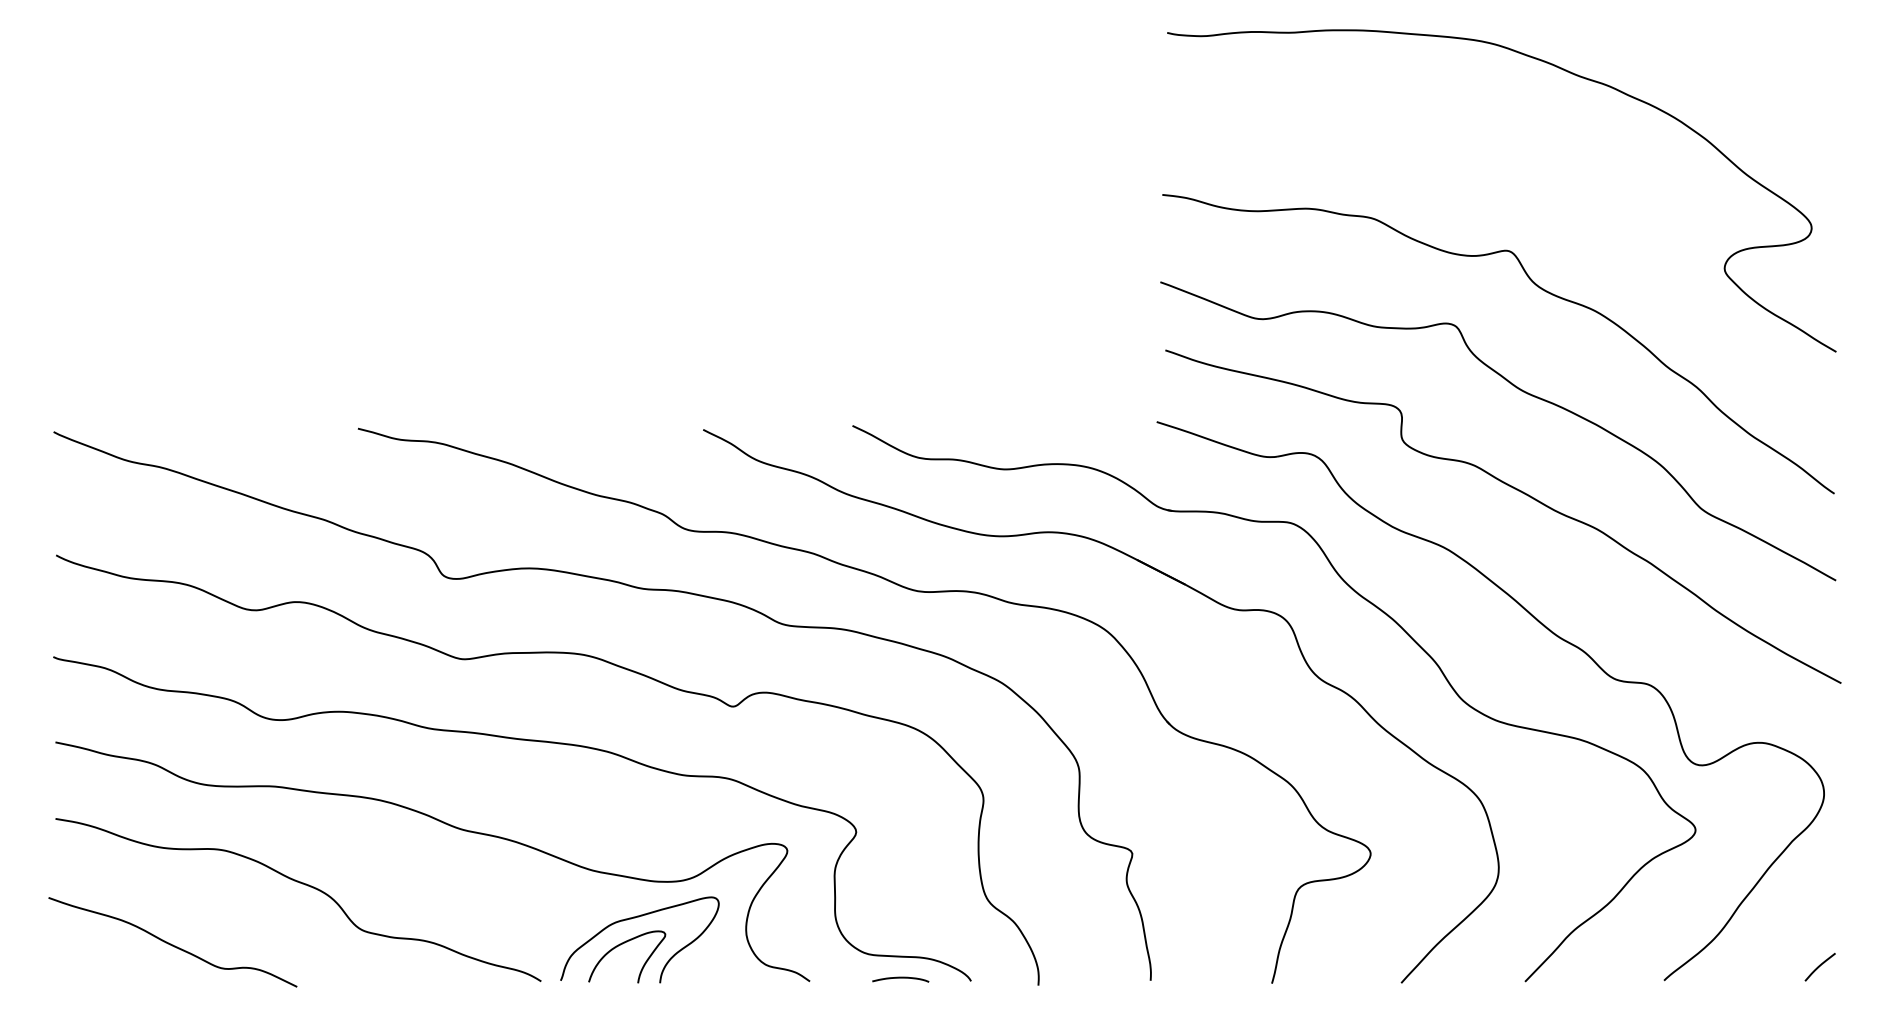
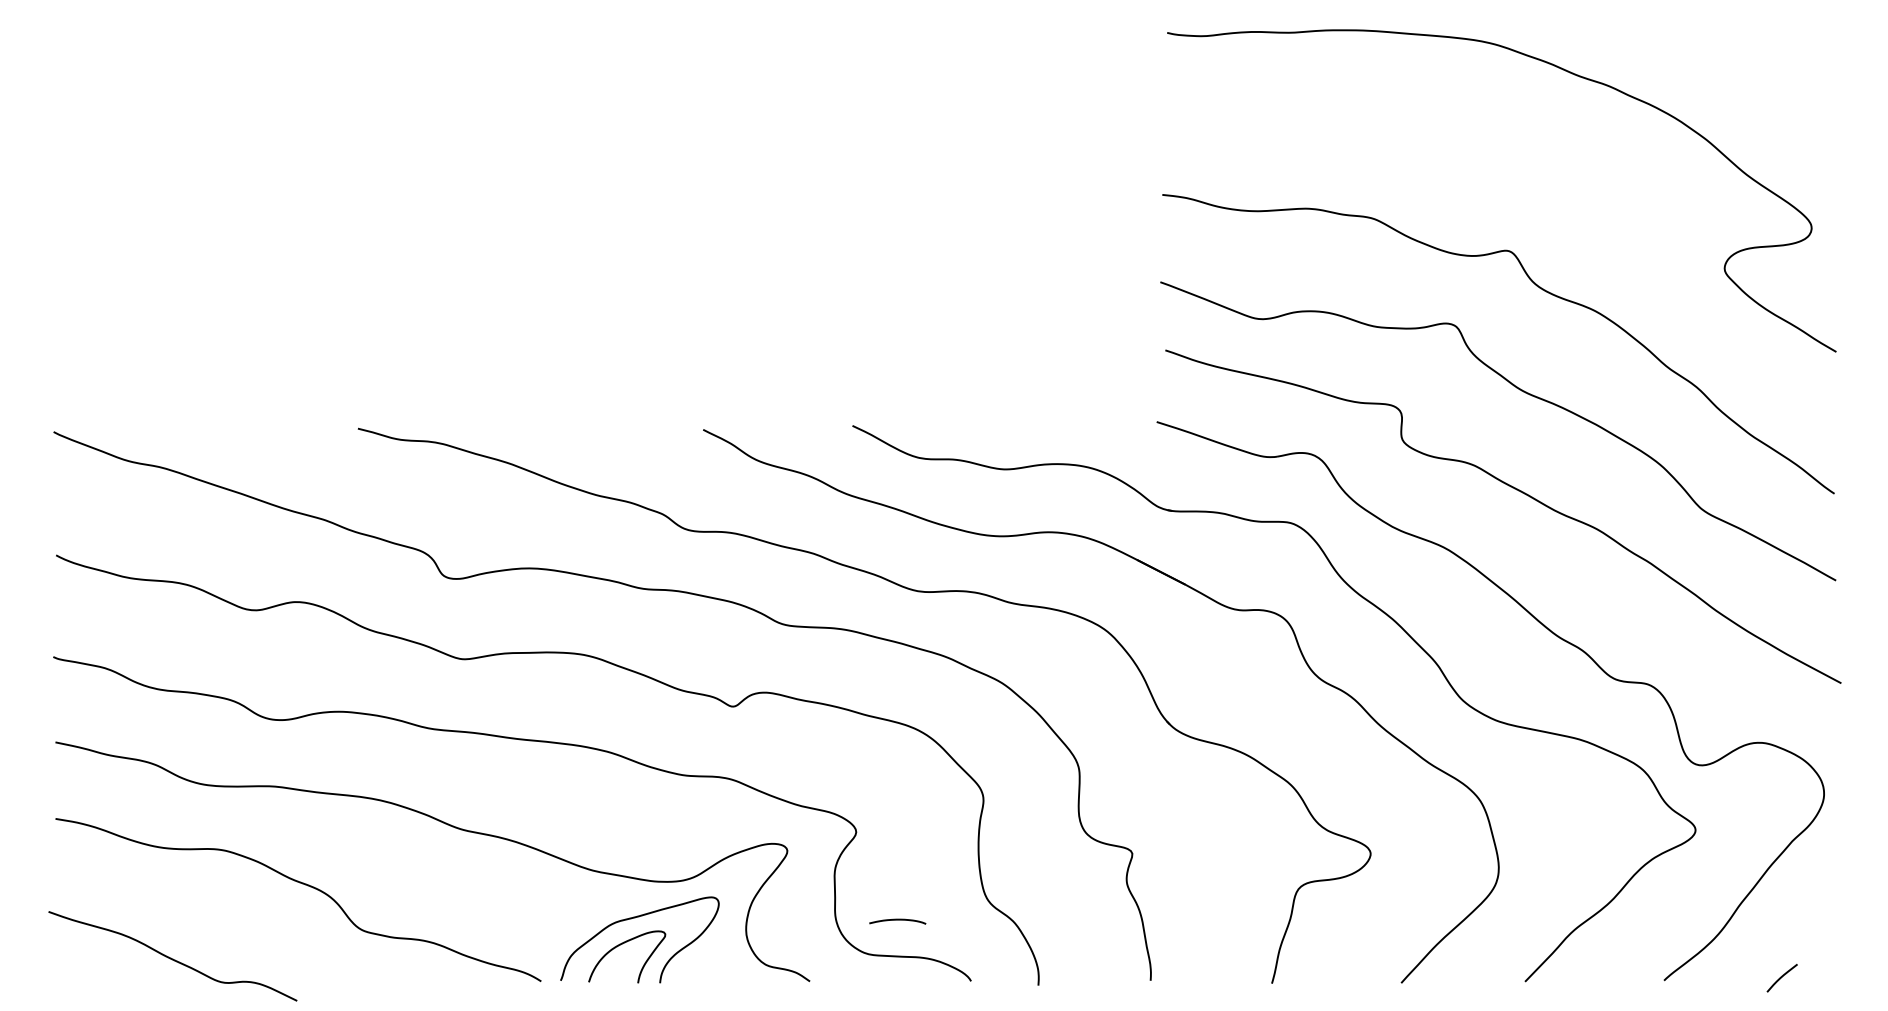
curve position: (171, 943) -> (171, 957) (171, 957)
curve position: (1819, 967) -> (1781, 978) (1781, 978)
curve position: (900, 978) -> (897, 920) (897, 920)
